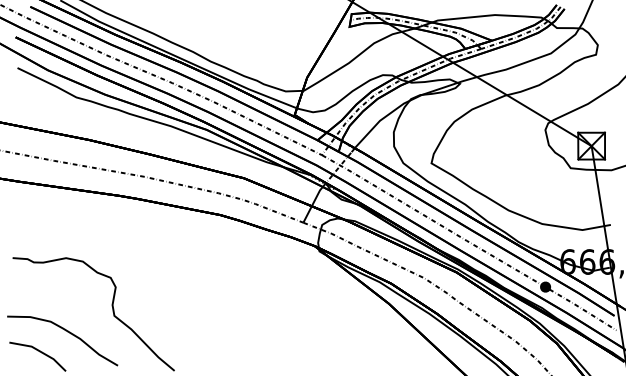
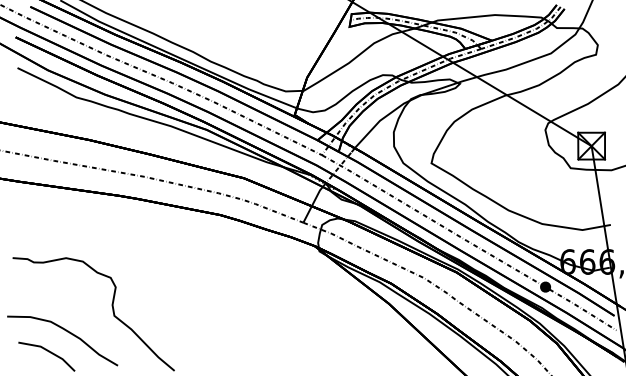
line position: (39, 352) -> (48, 352) (48, 352)
